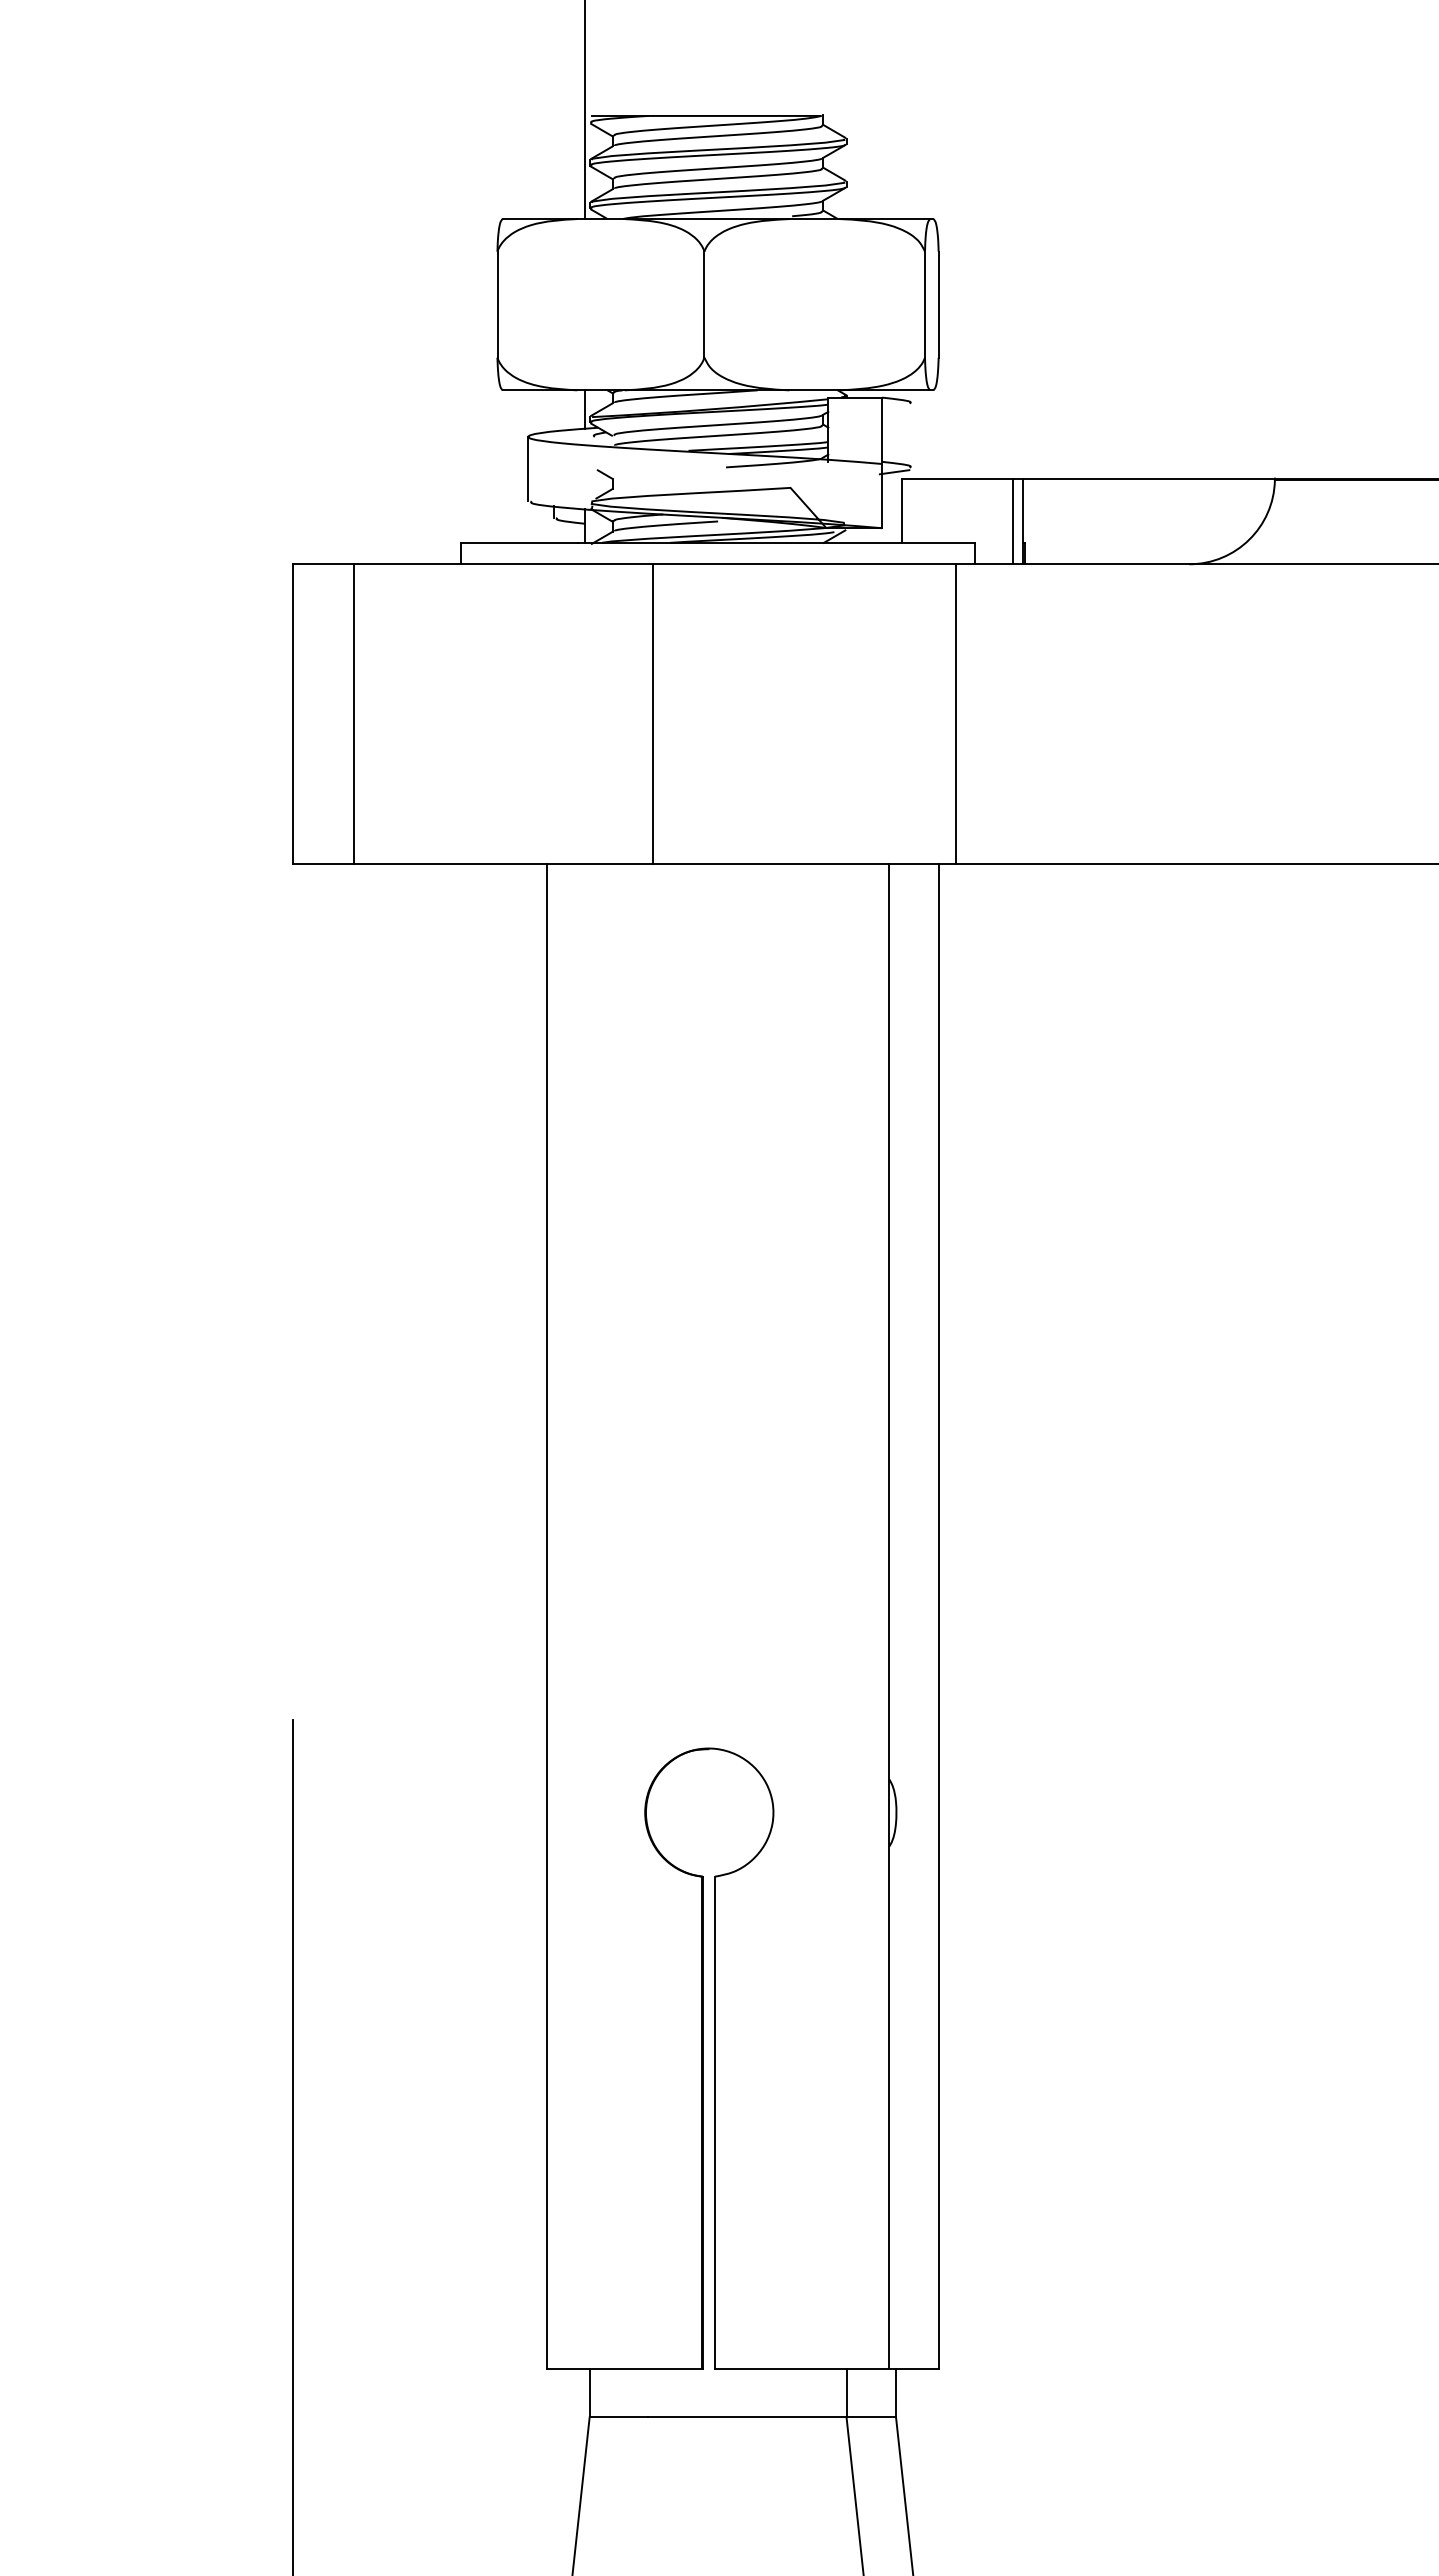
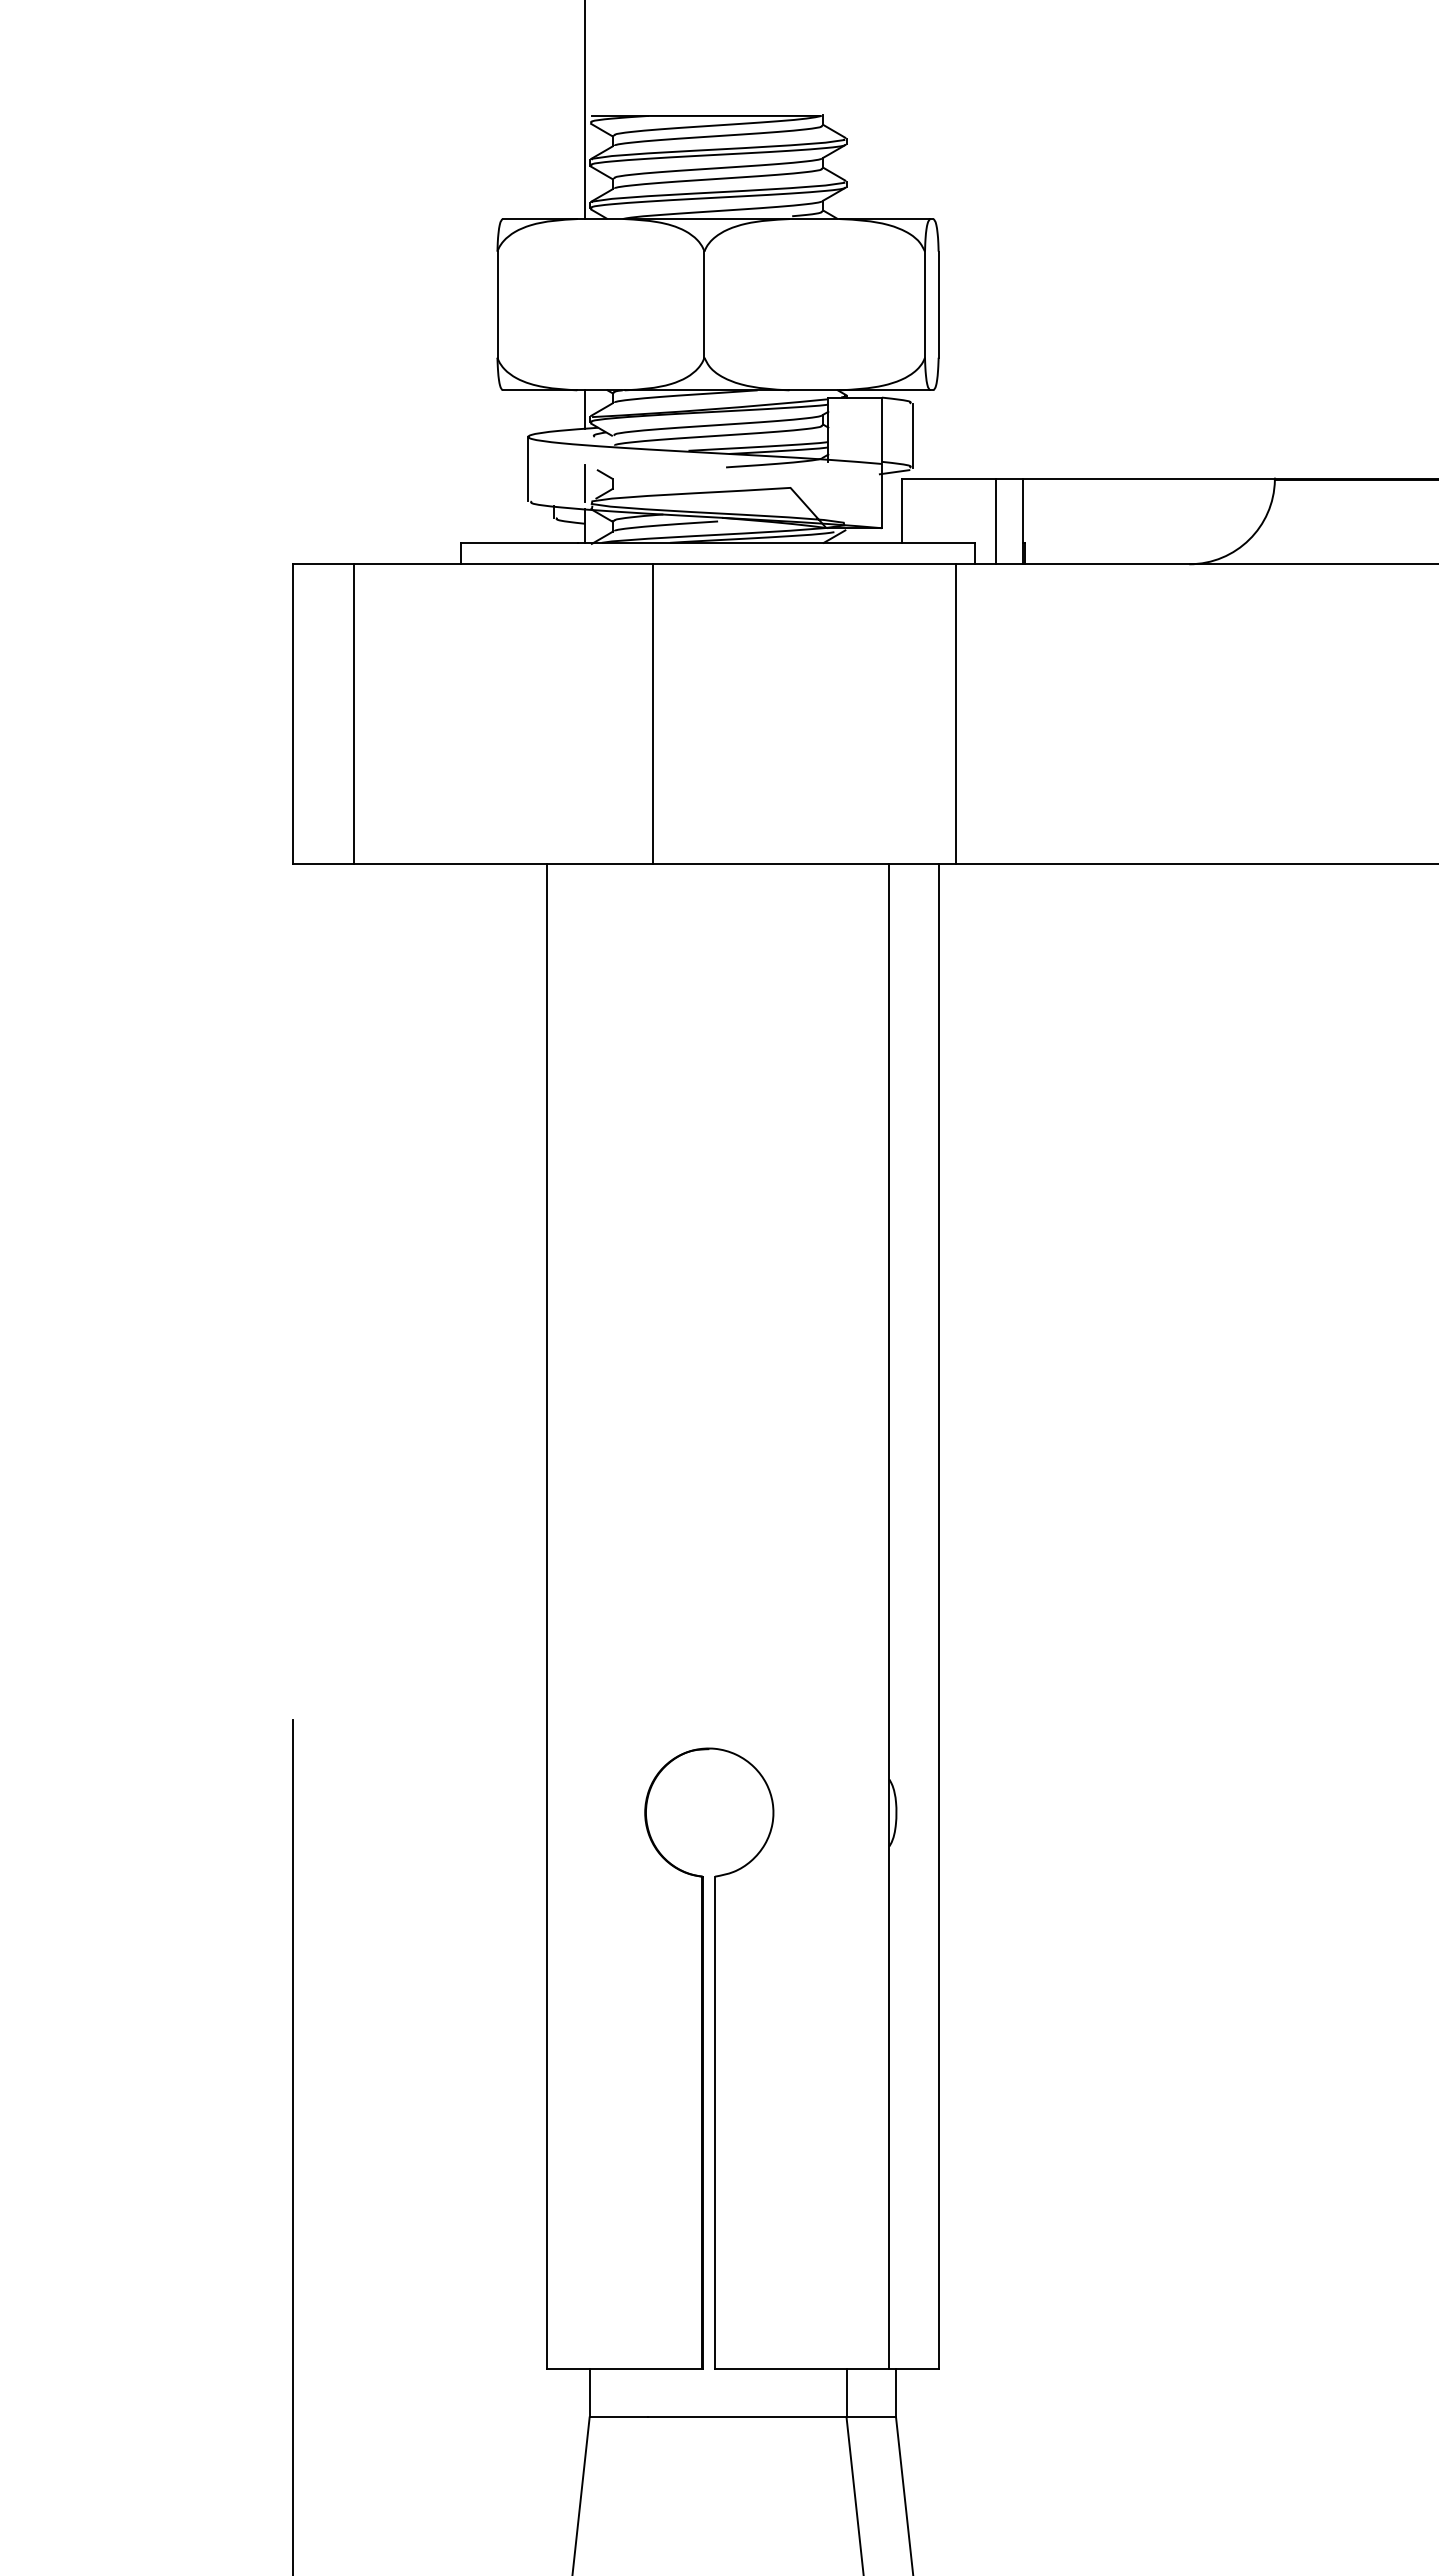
line: none -> present (913, 435)
line: none -> present (584, 482)
line position: (1013, 521) -> (996, 521) (996, 521)
